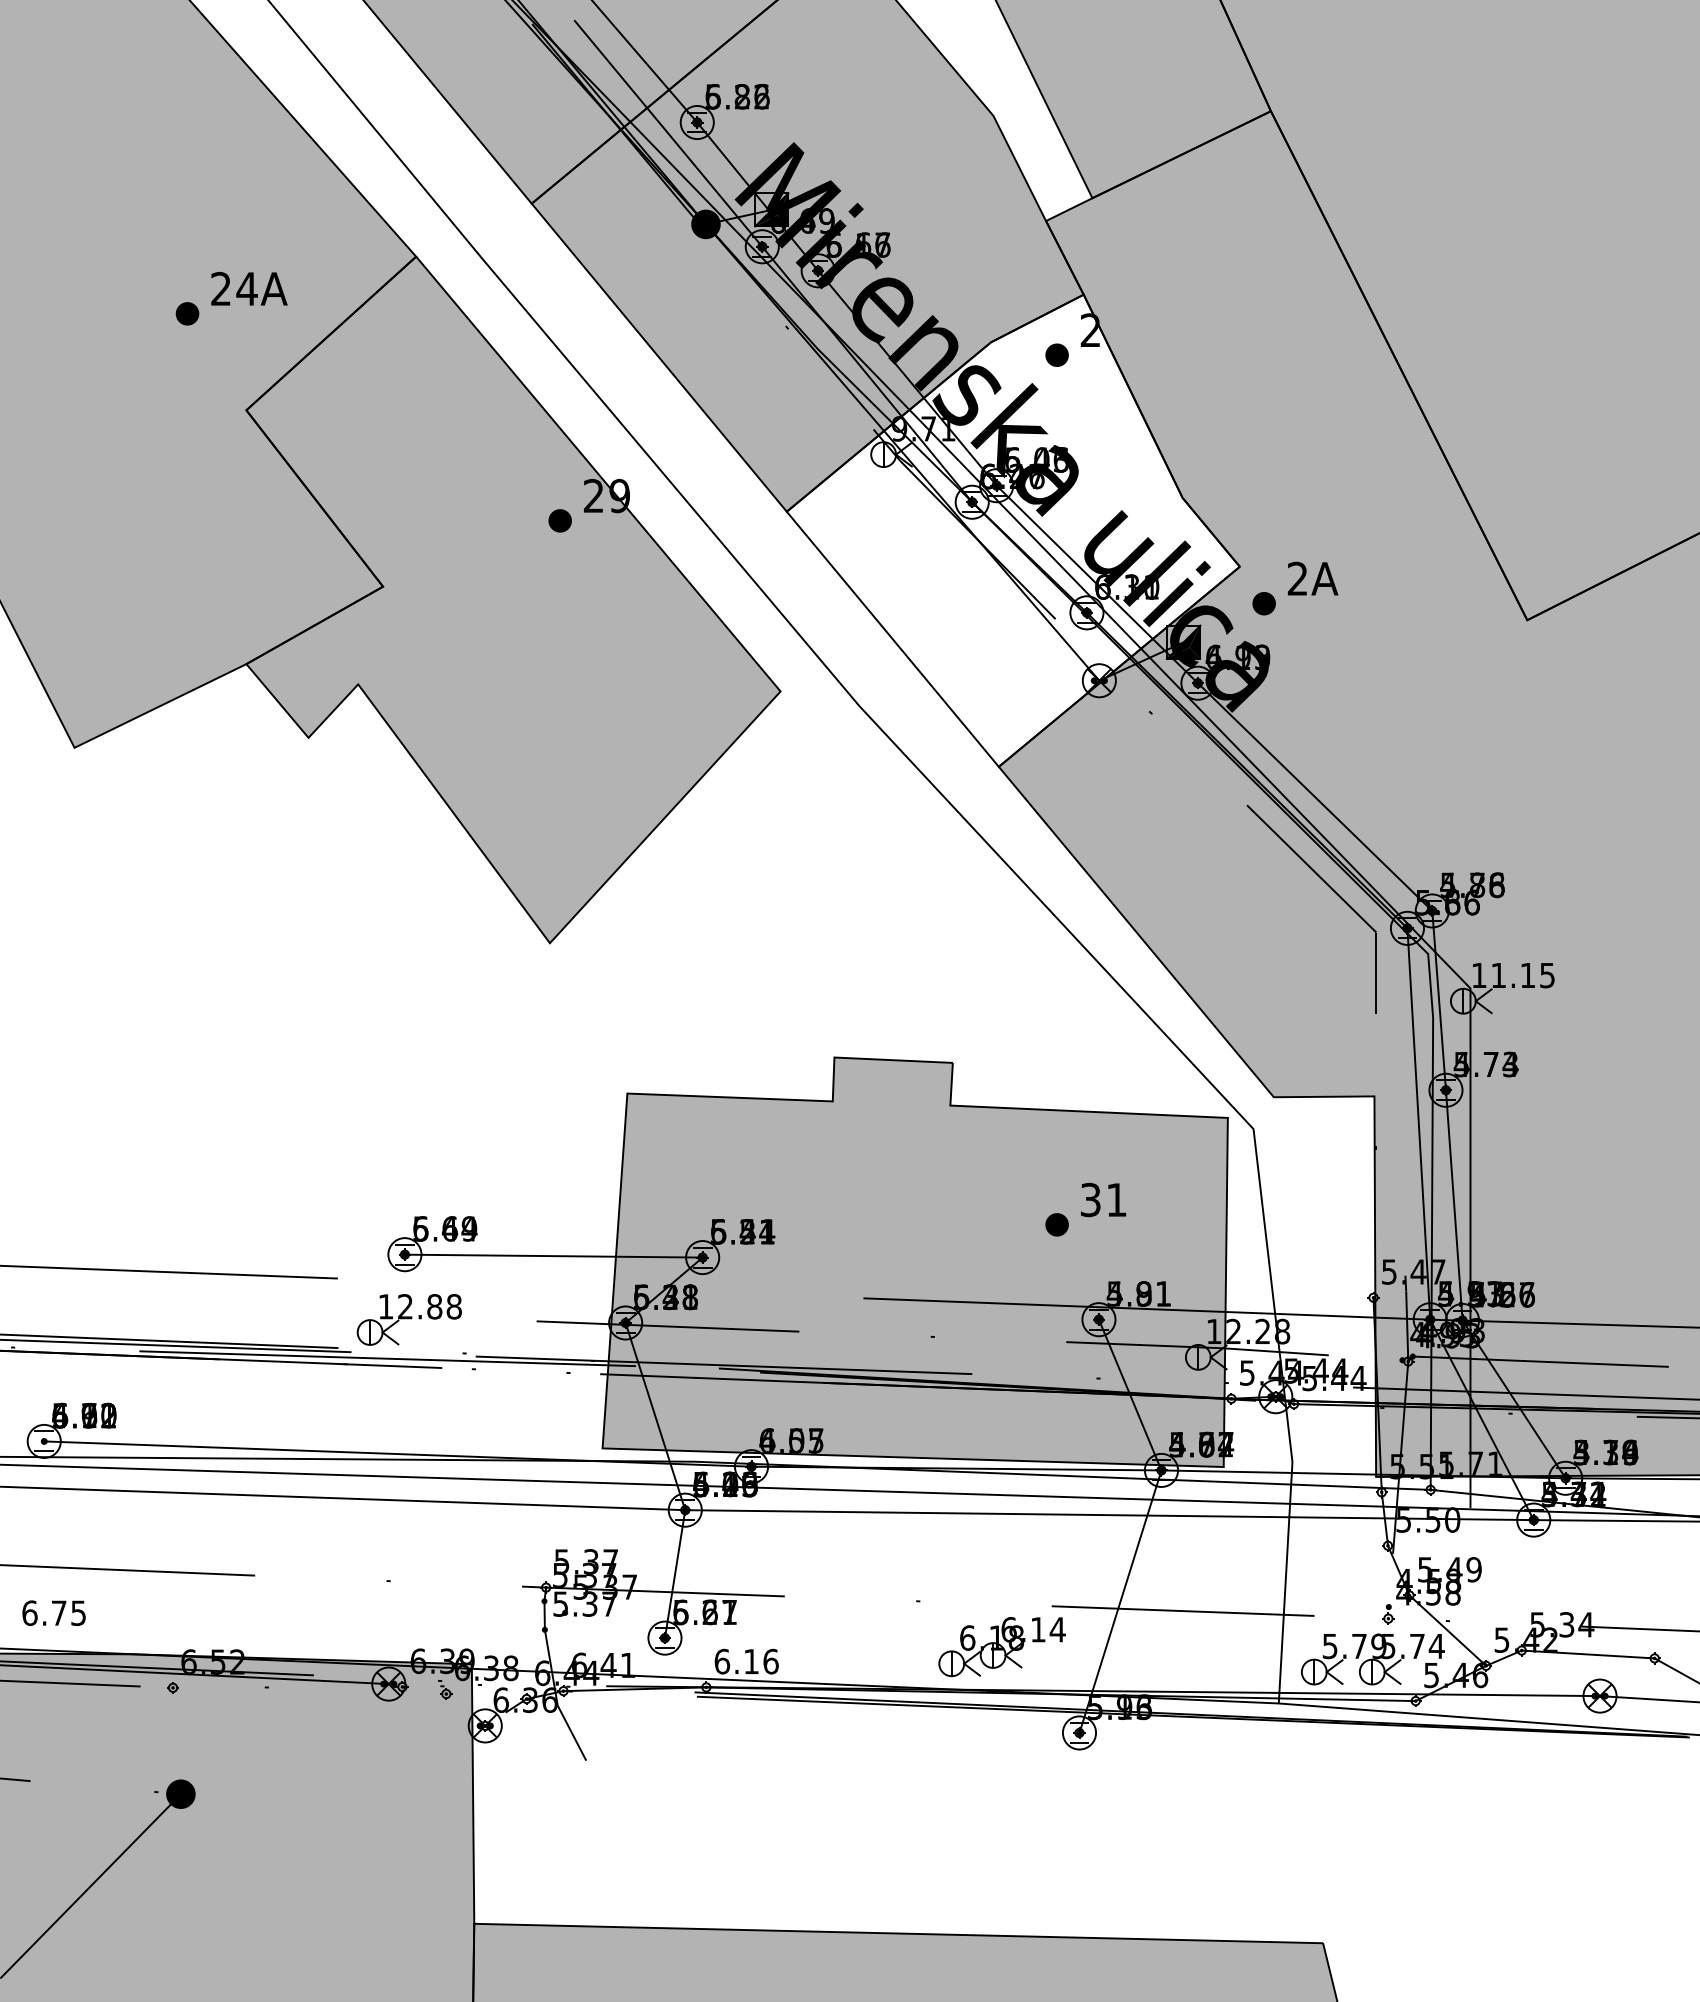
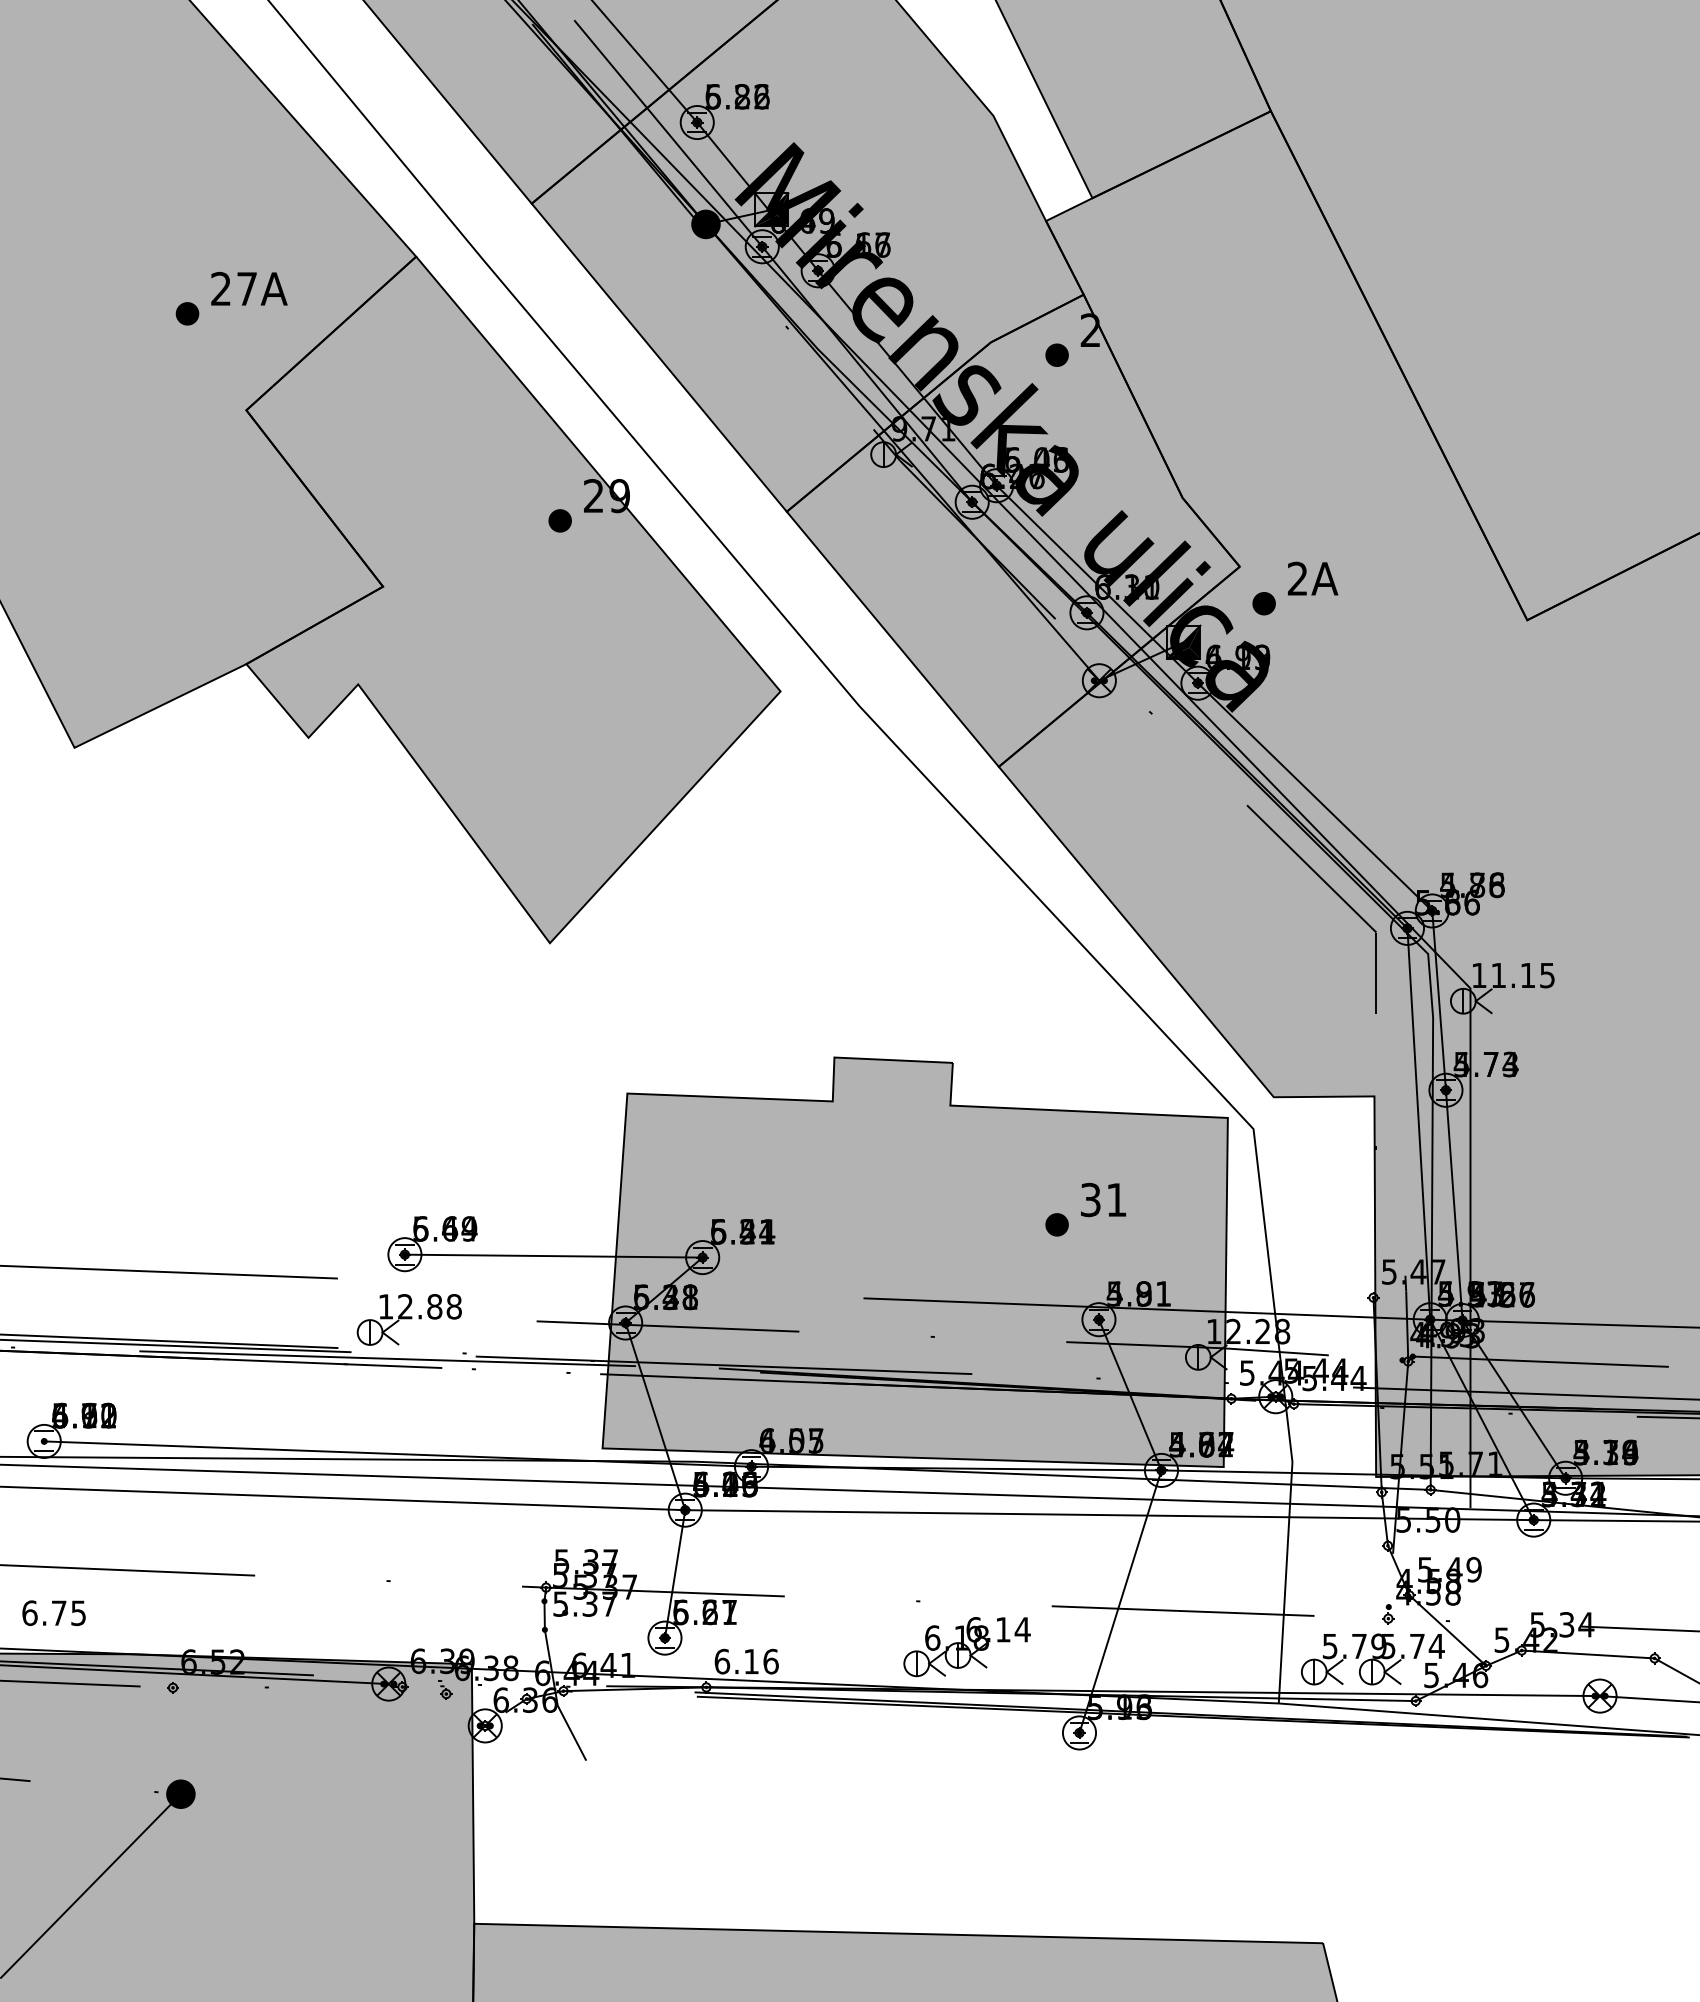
text: 24A -> 27A (246, 288)
fill: none -> present (1012, 530)
part position: (1001, 1647) -> (966, 1647) (966, 1647)
